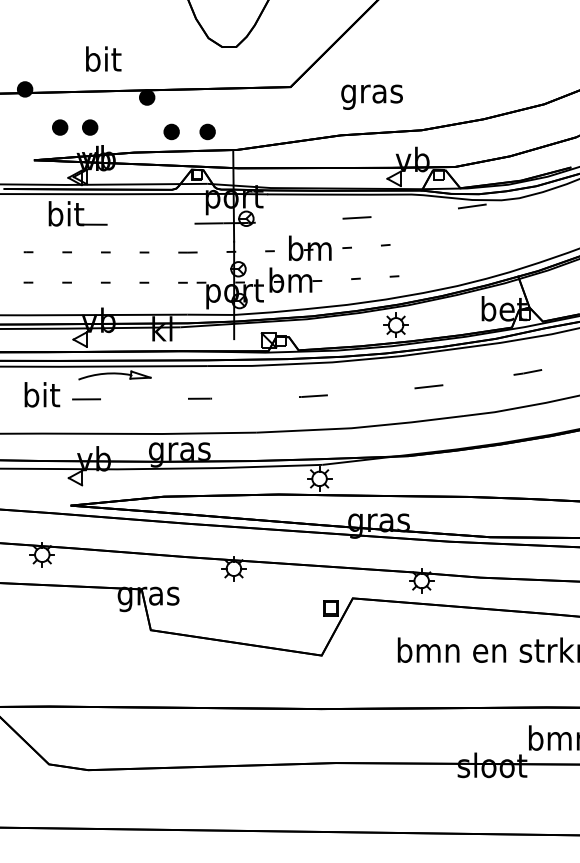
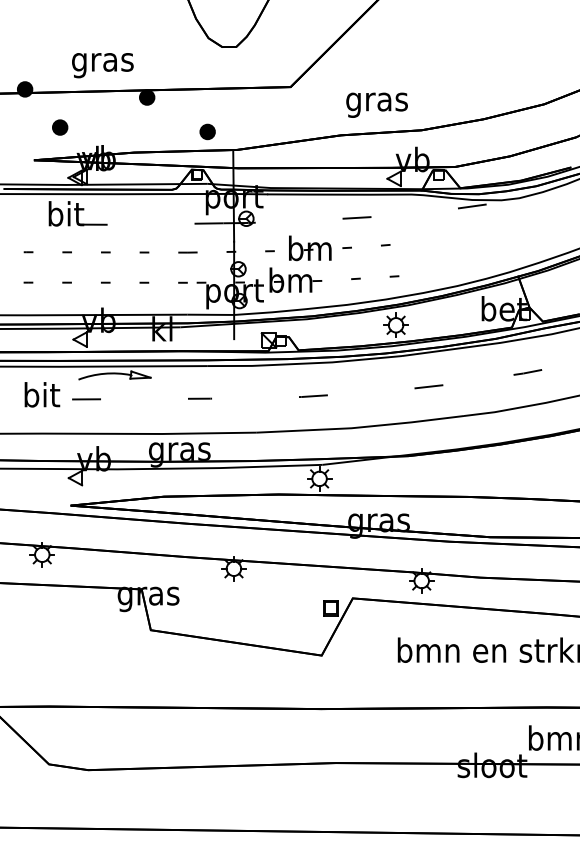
text: bit -> gras (102, 62)
text position: (371, 96) -> (376, 104) (376, 104)
part: present -> none (90, 127)
part: present -> none (171, 131)
